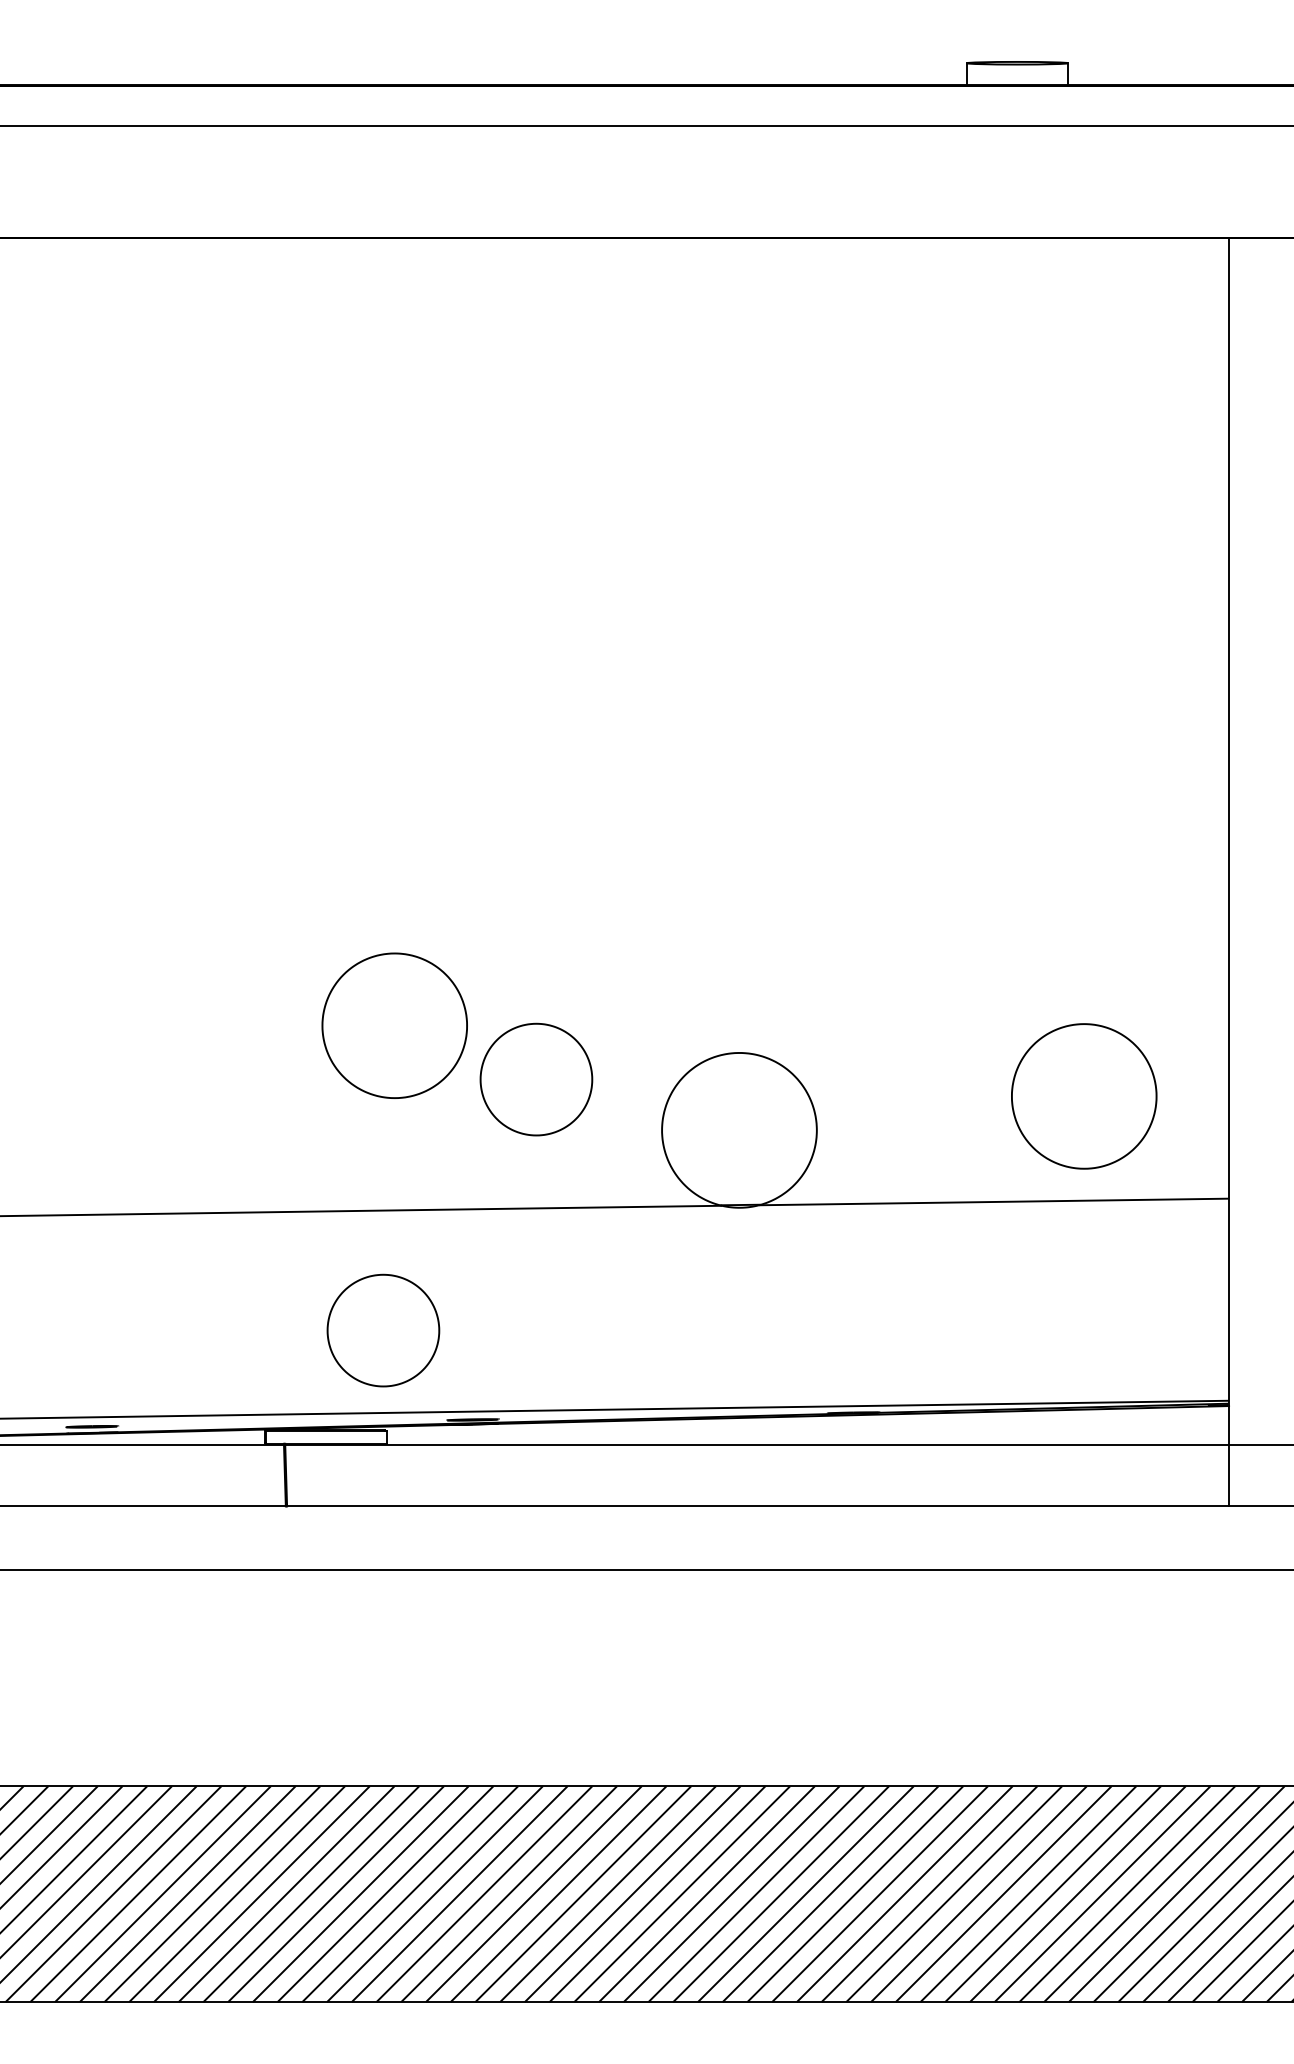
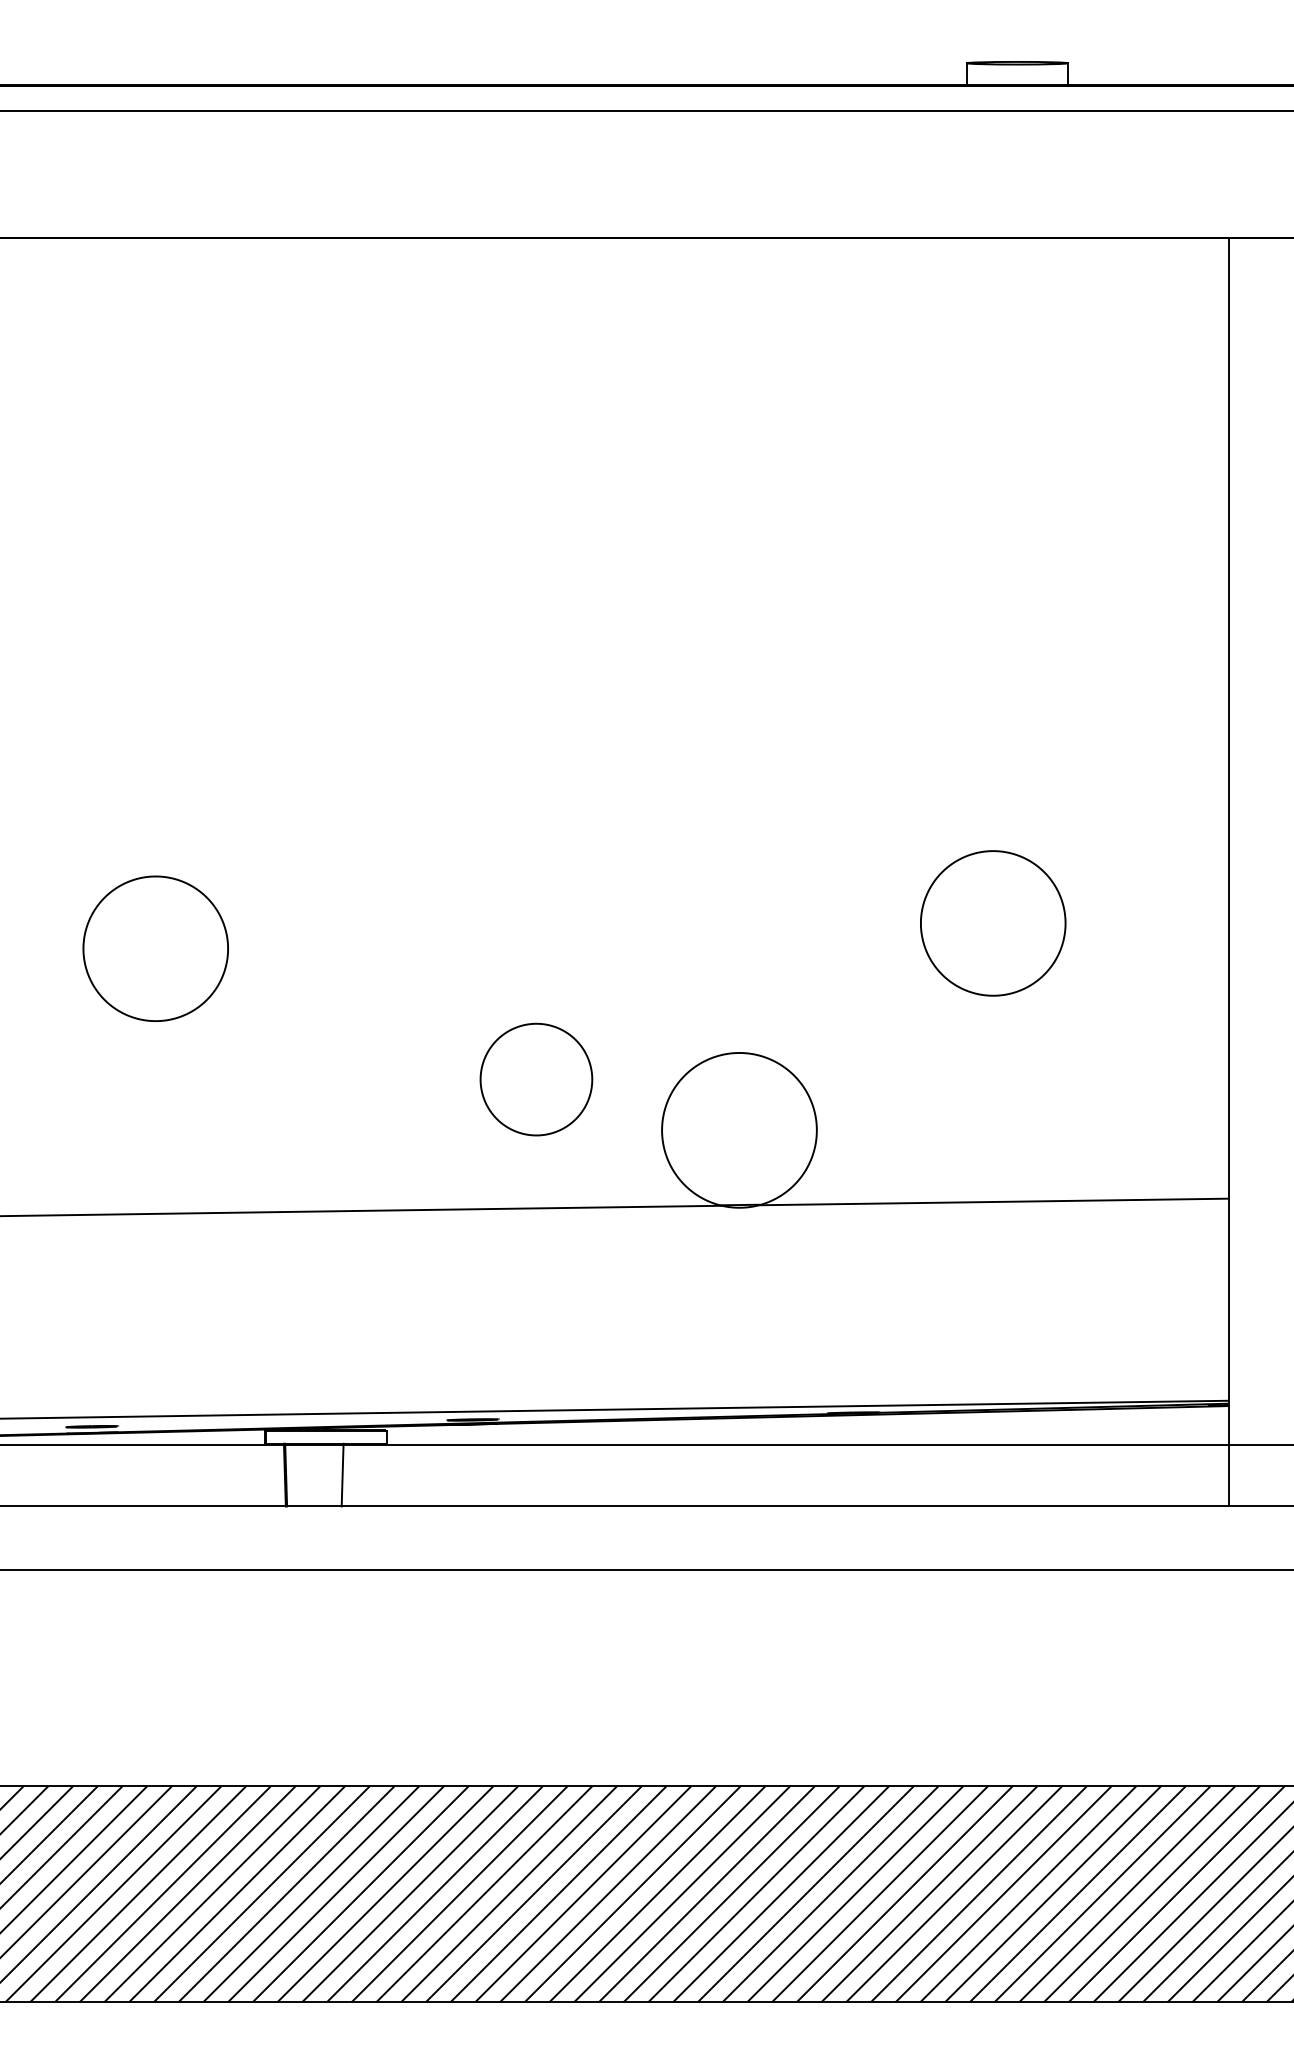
line position: (646, 126) -> (646, 111) (646, 111)
part position: (394, 1025) -> (155, 948) (155, 948)
part position: (1084, 1096) -> (993, 923) (993, 923)
part: present -> none (383, 1330)
line: none -> present (342, 1474)
